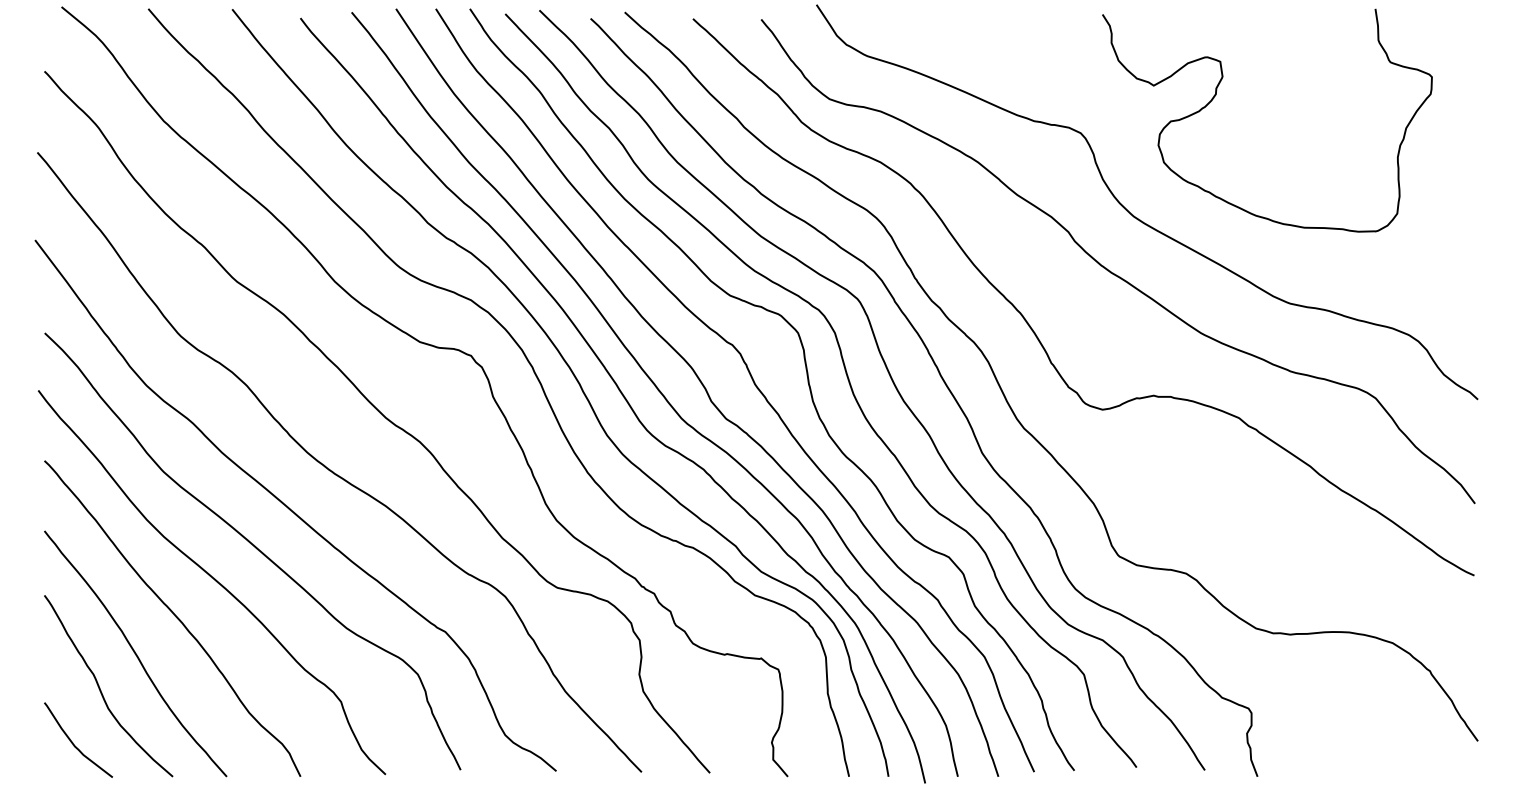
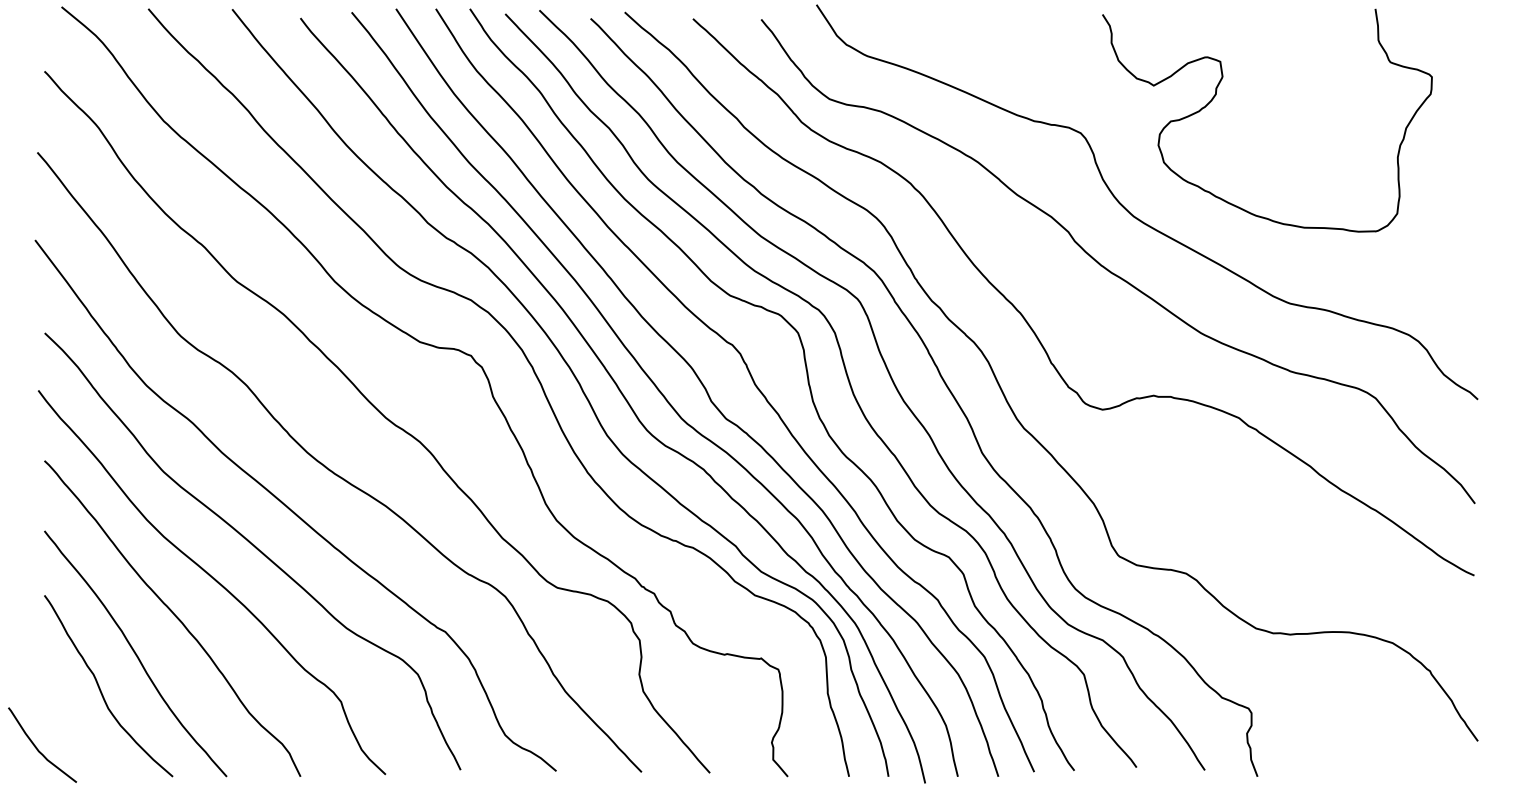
curve position: (73, 742) -> (37, 747) (37, 747)
